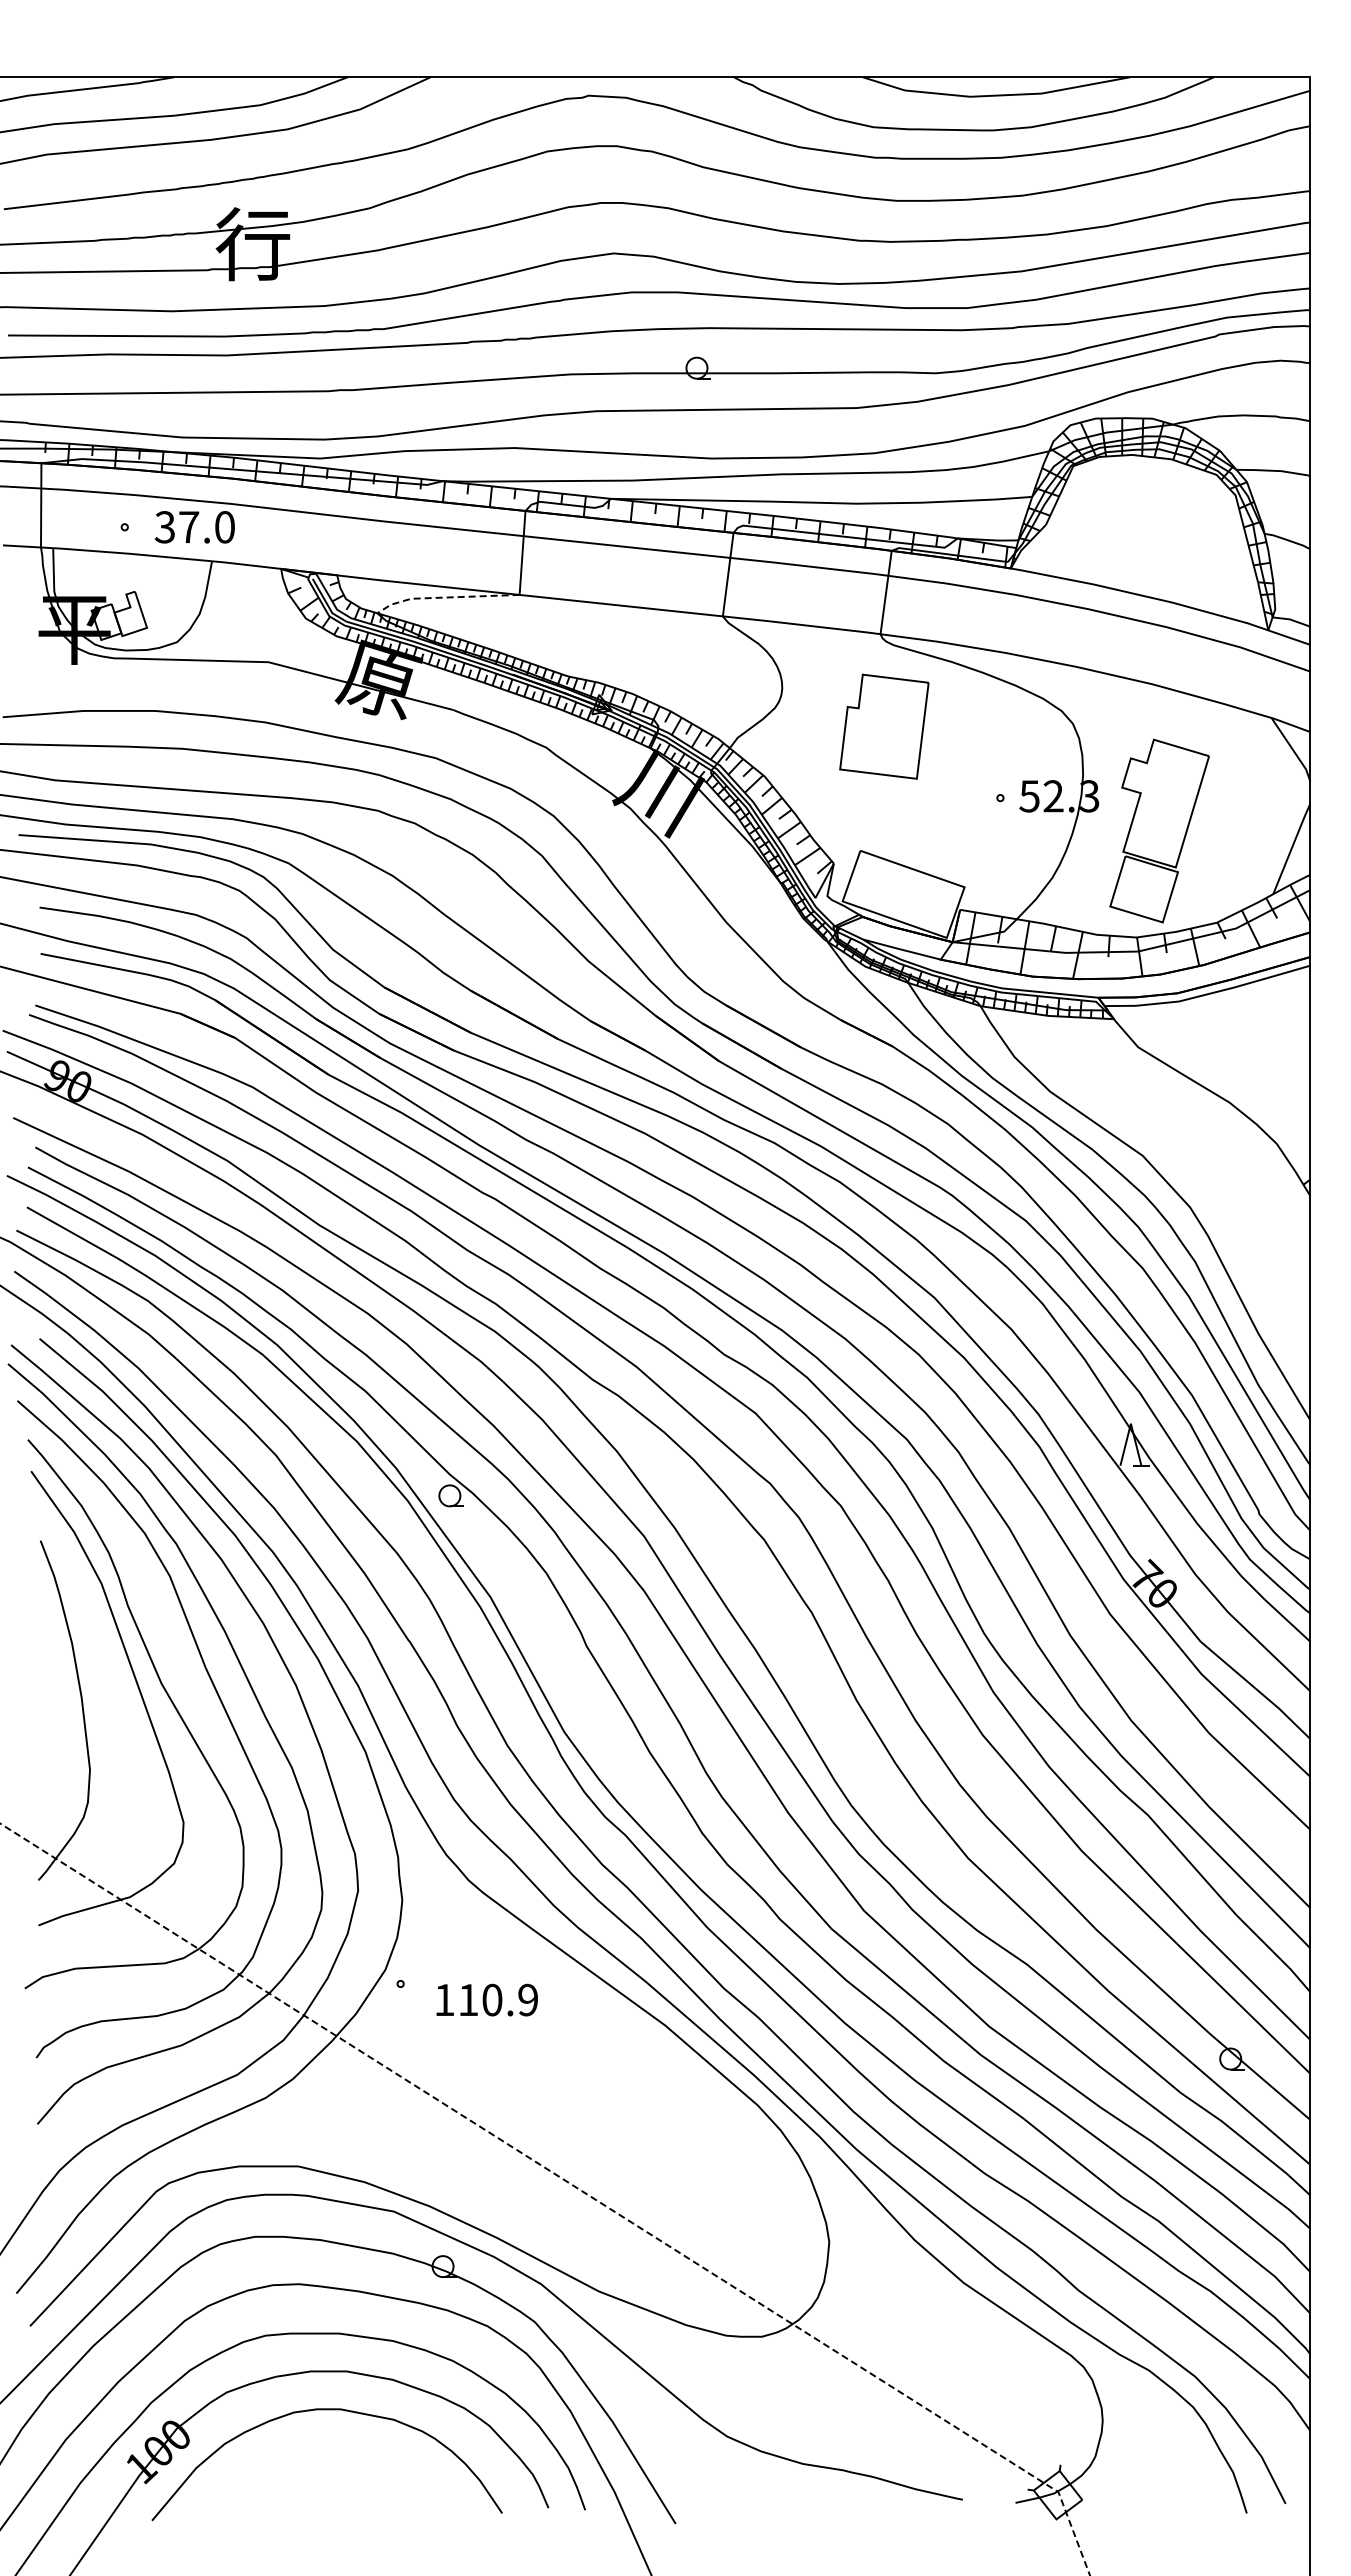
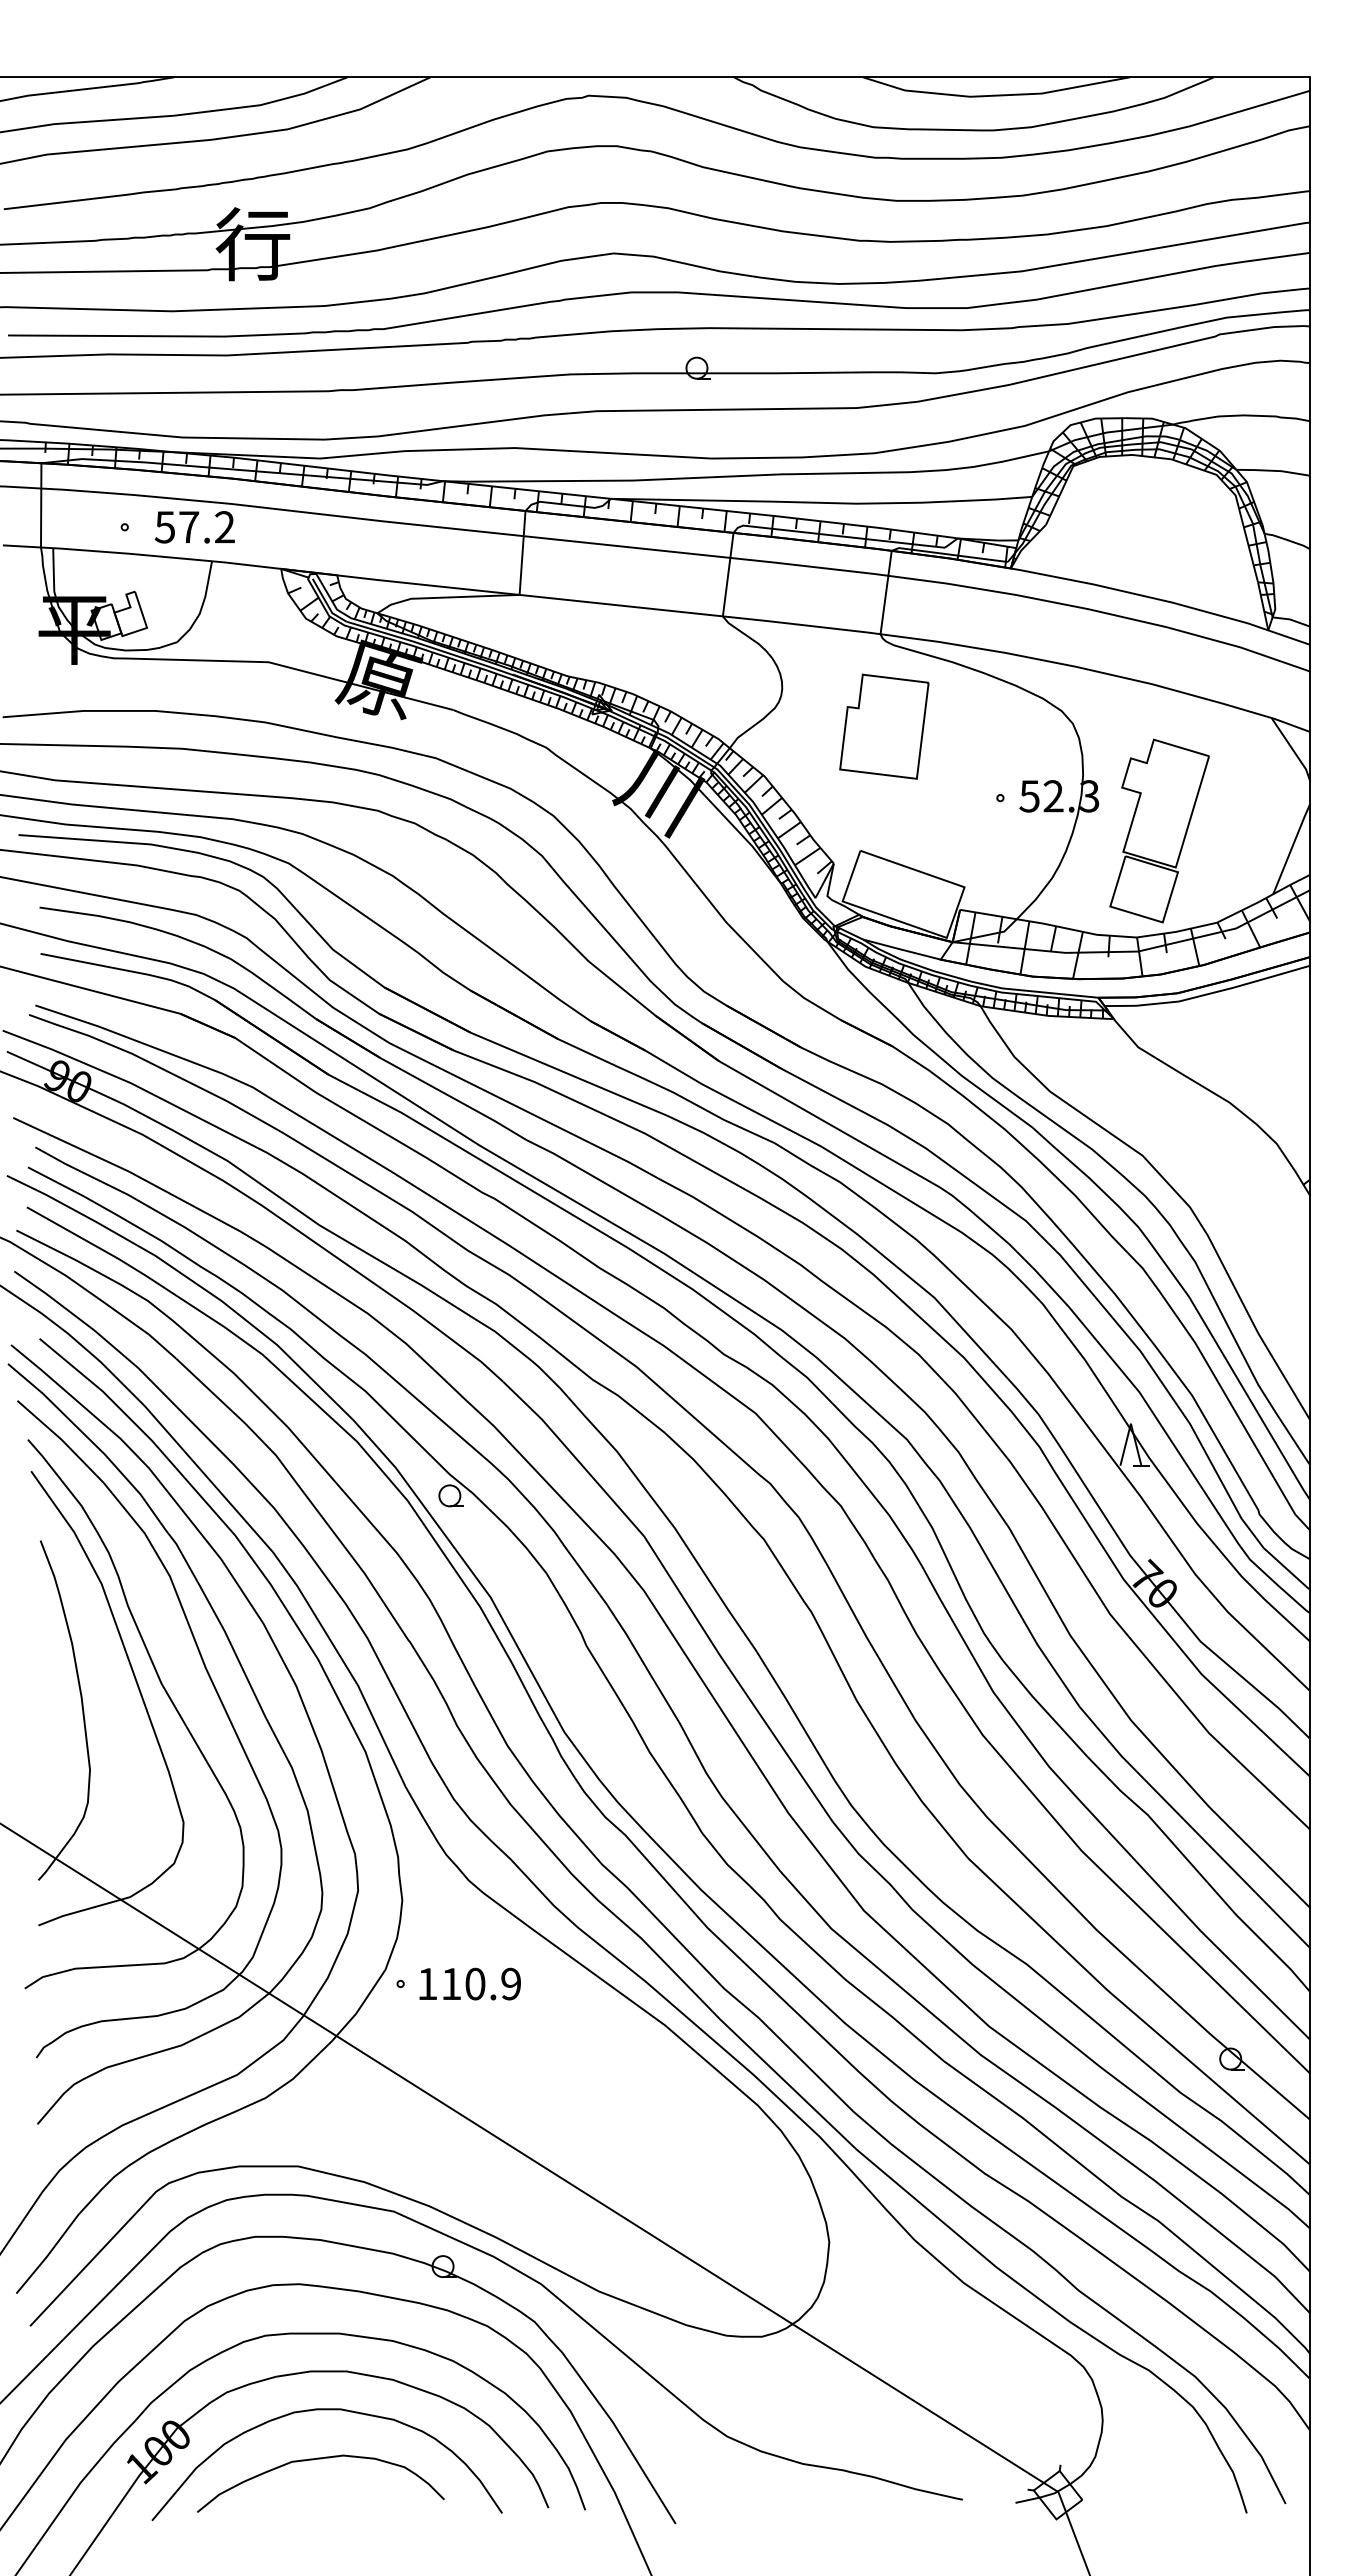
text: 37.0 -> 57.2 (194, 527)
line: dashed -> solid (445, 597)
text position: (486, 1999) -> (469, 1983) (469, 1983)
line: dashed -> solid (567, 2181)
curve: none -> present (320, 2459)
